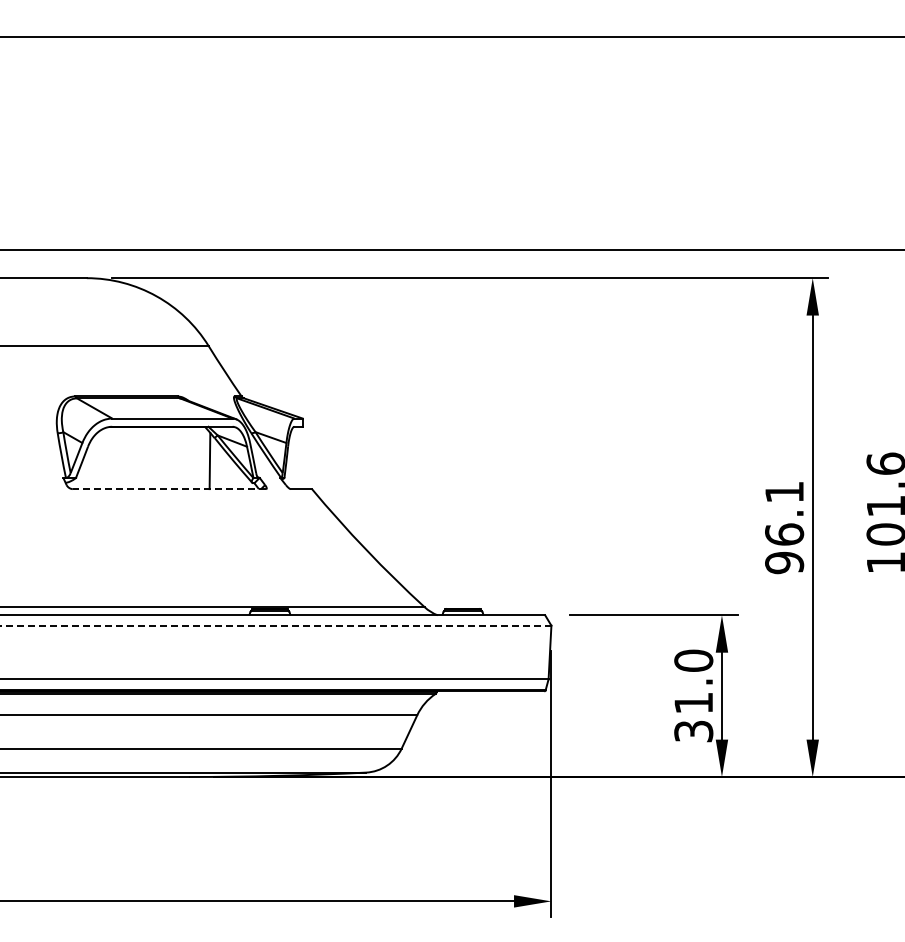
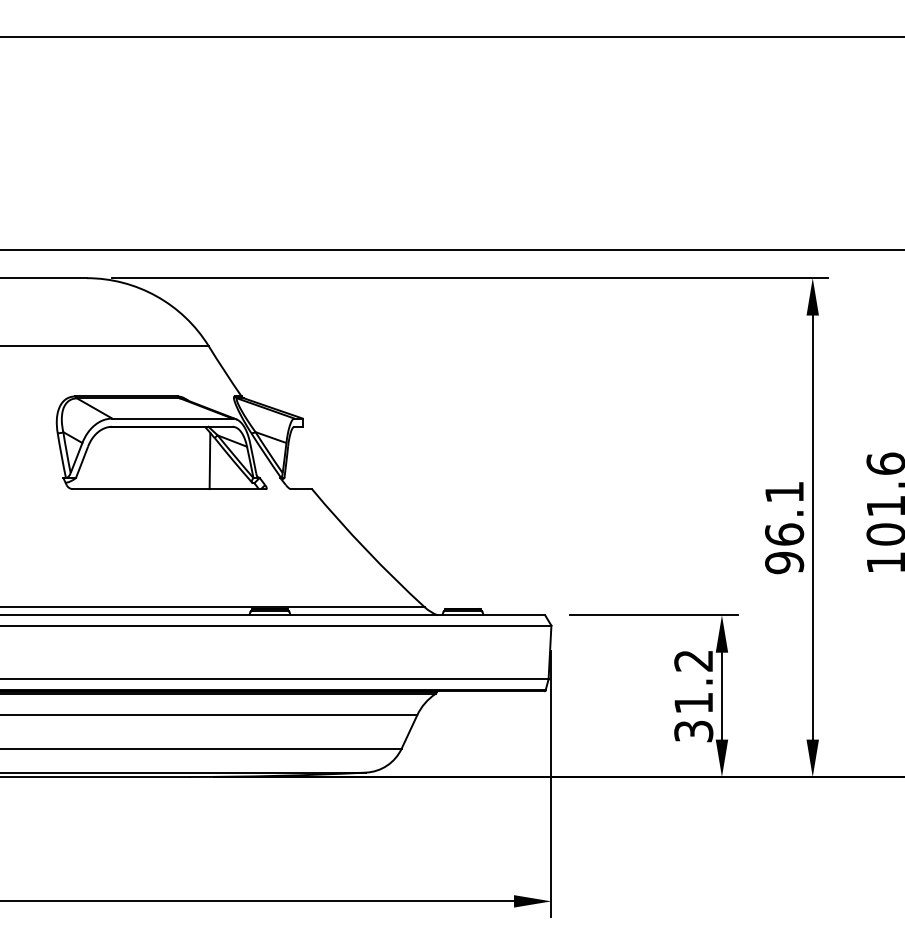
line: dashed -> solid (169, 489)
line: dashed -> solid (276, 625)
text: 31.0 -> 31.2 (693, 660)
